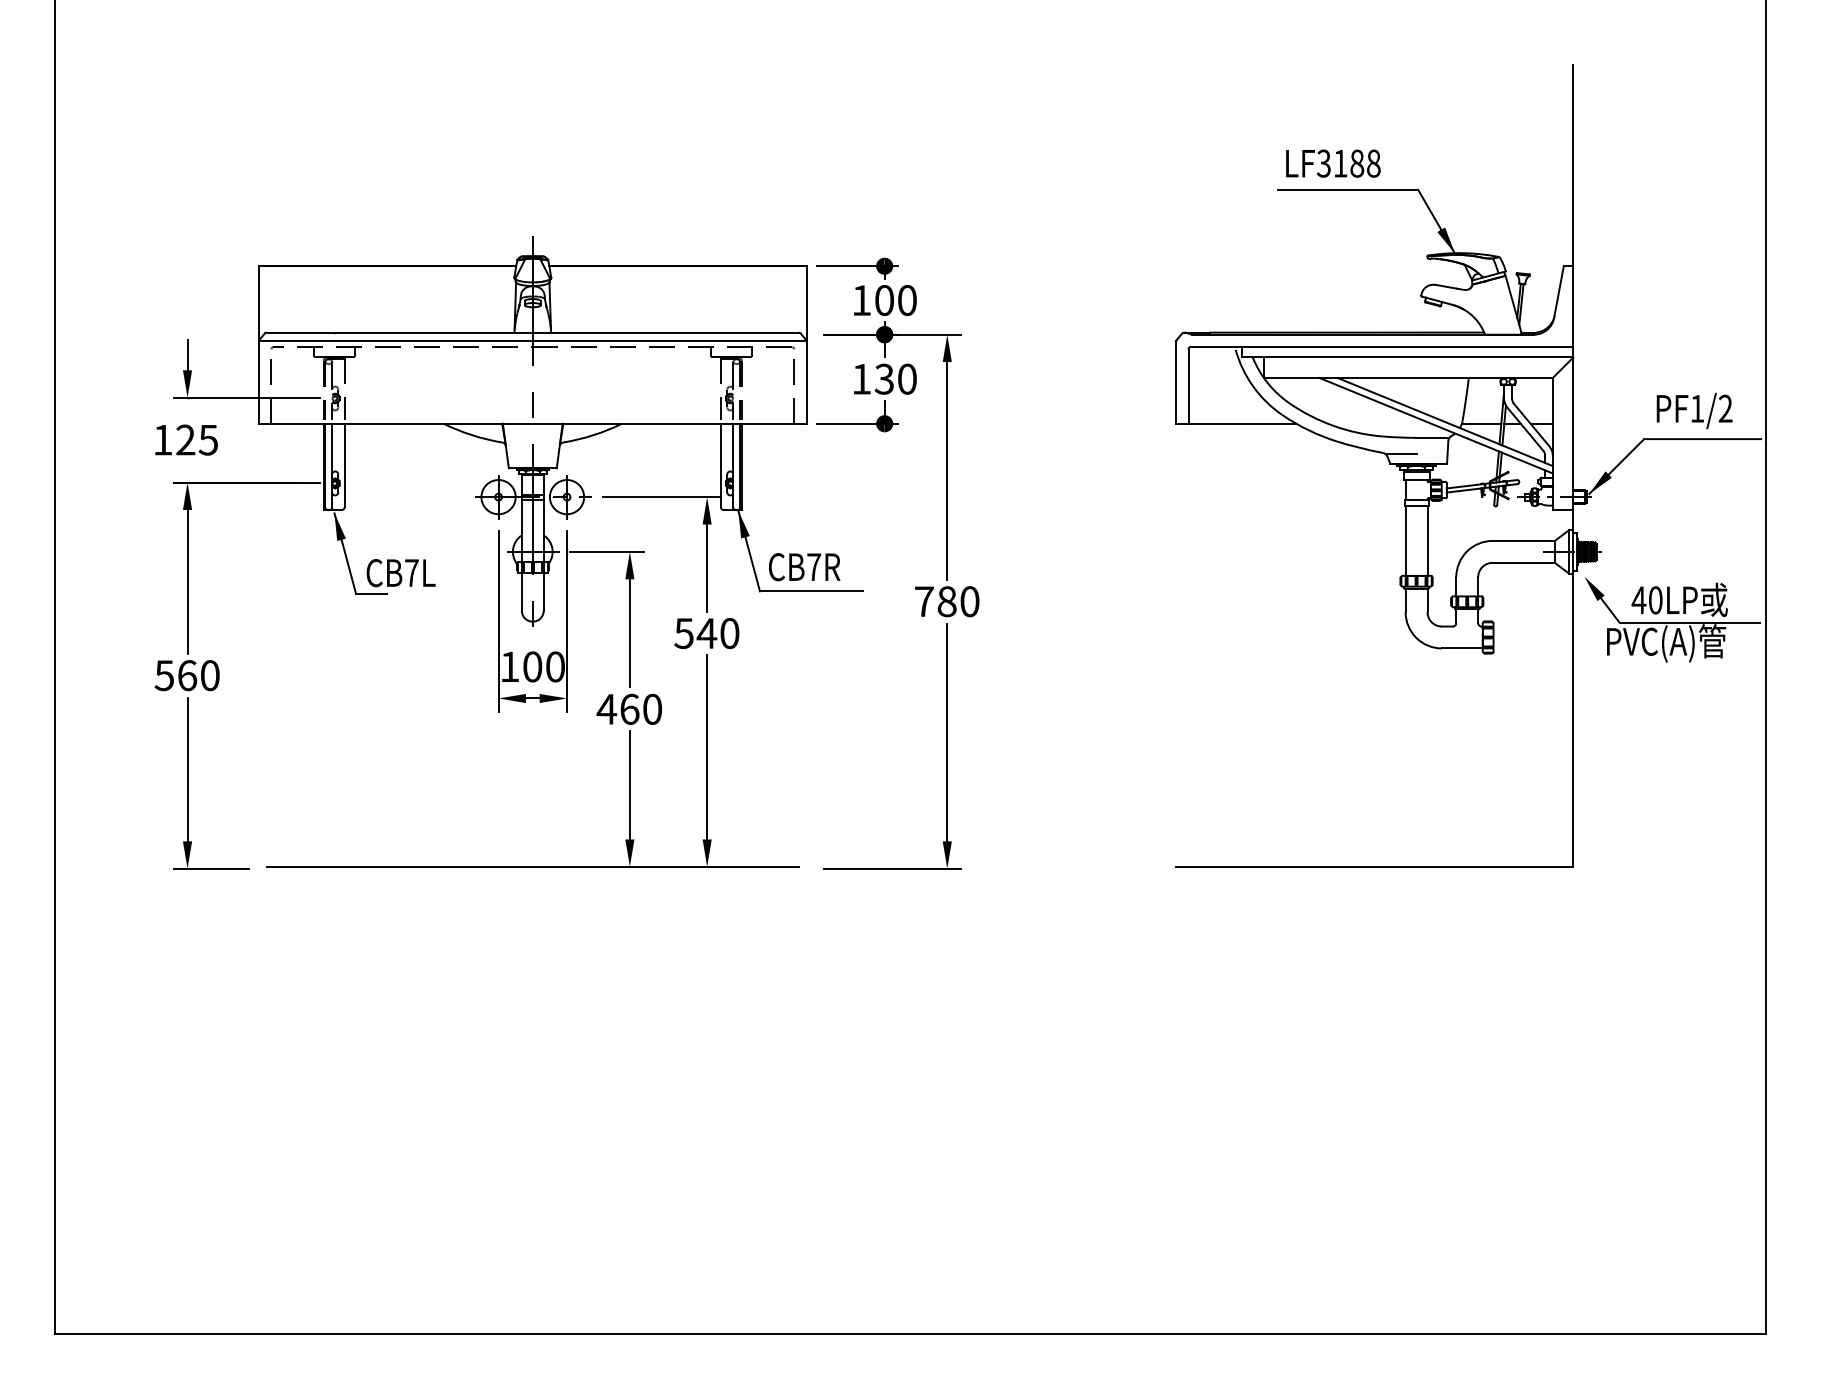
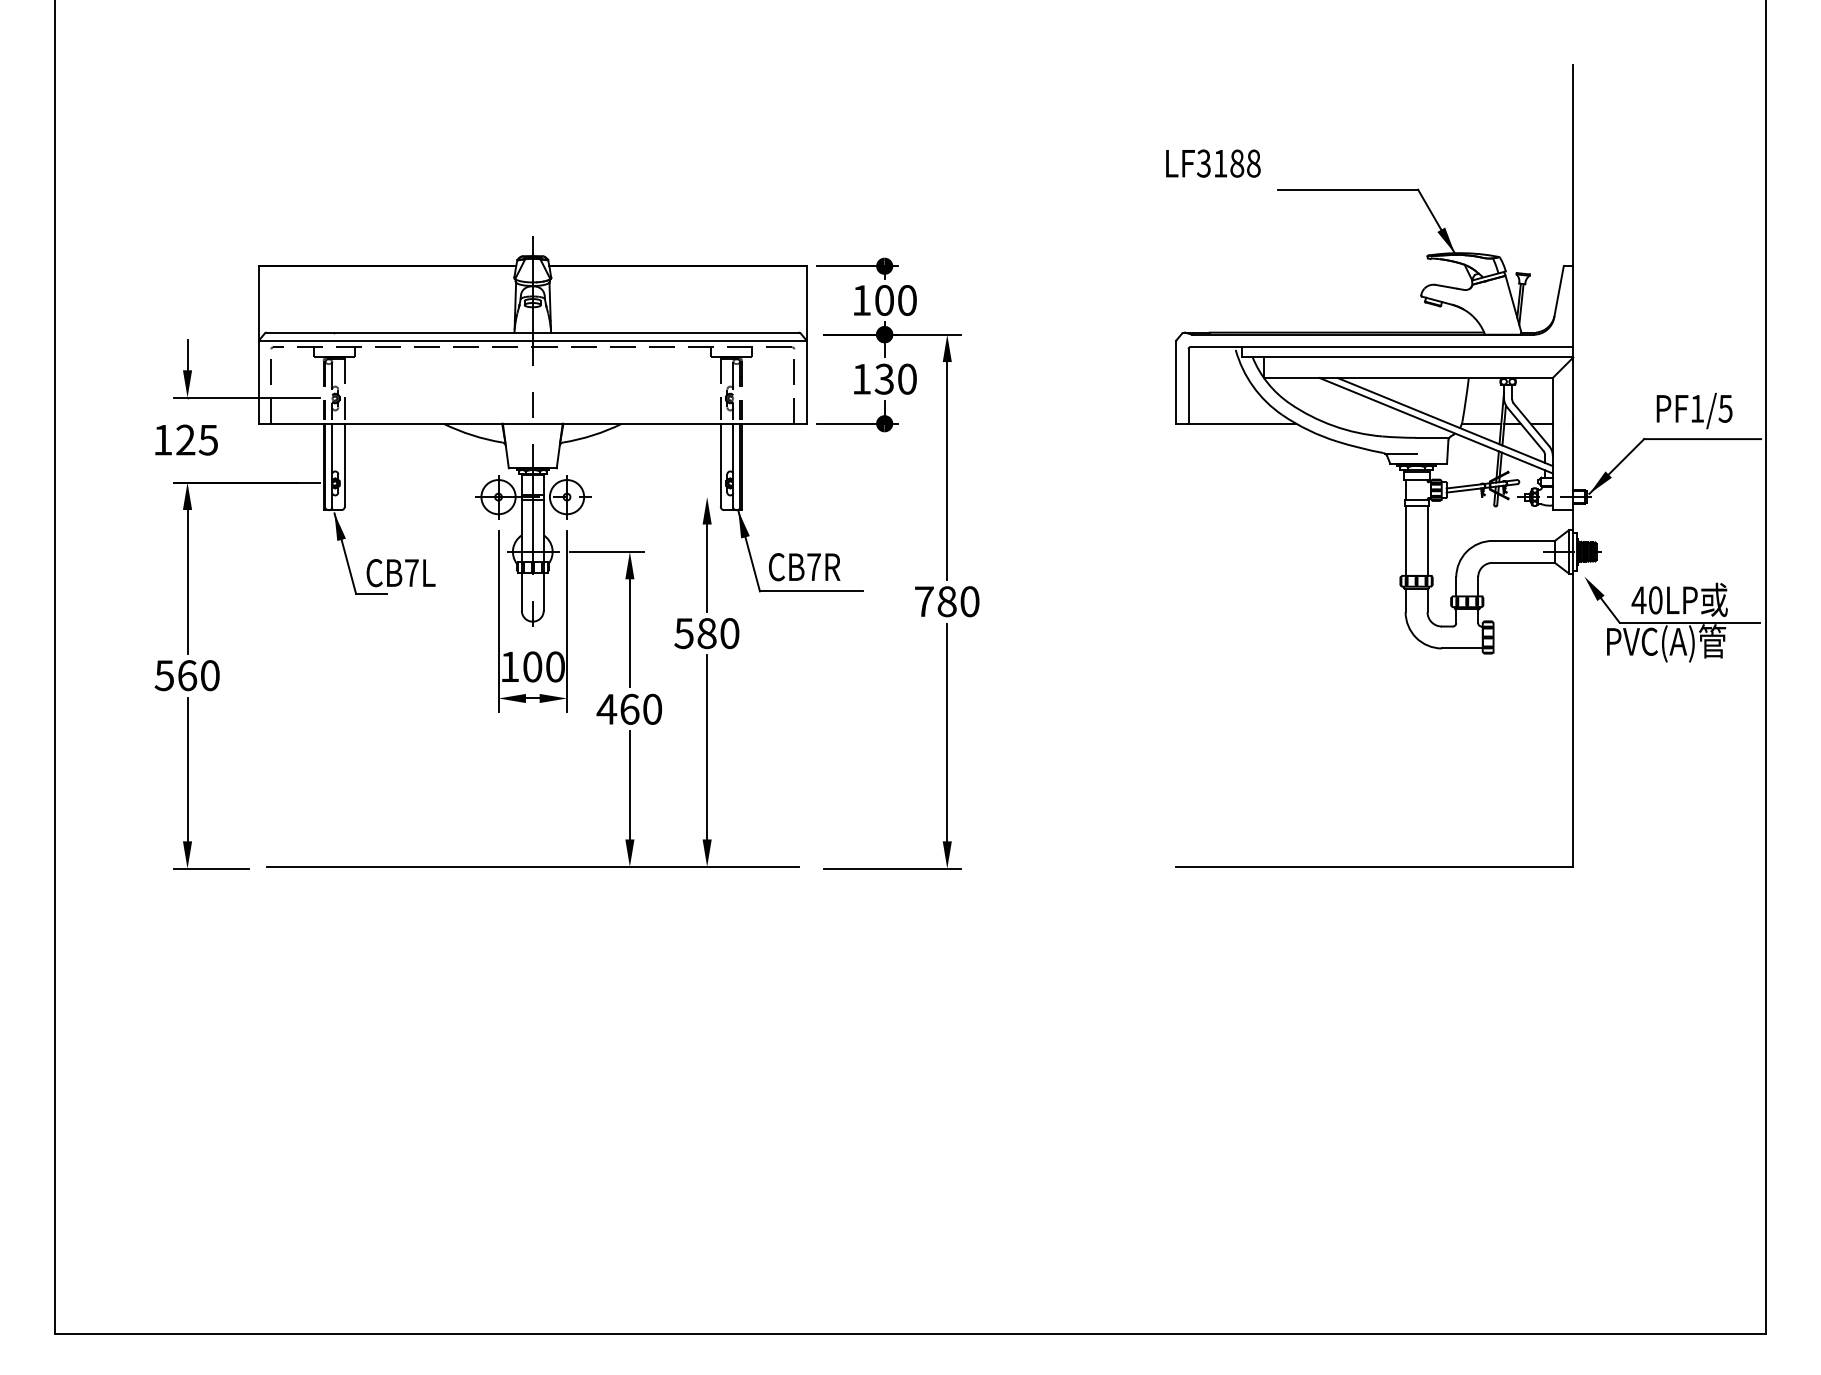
text position: (1333, 163) -> (1213, 163) (1213, 163)
text: PF1/2 -> PF1/5 (1725, 408)
line: present -> none (661, 497)
text: 540 -> 580 (706, 633)
